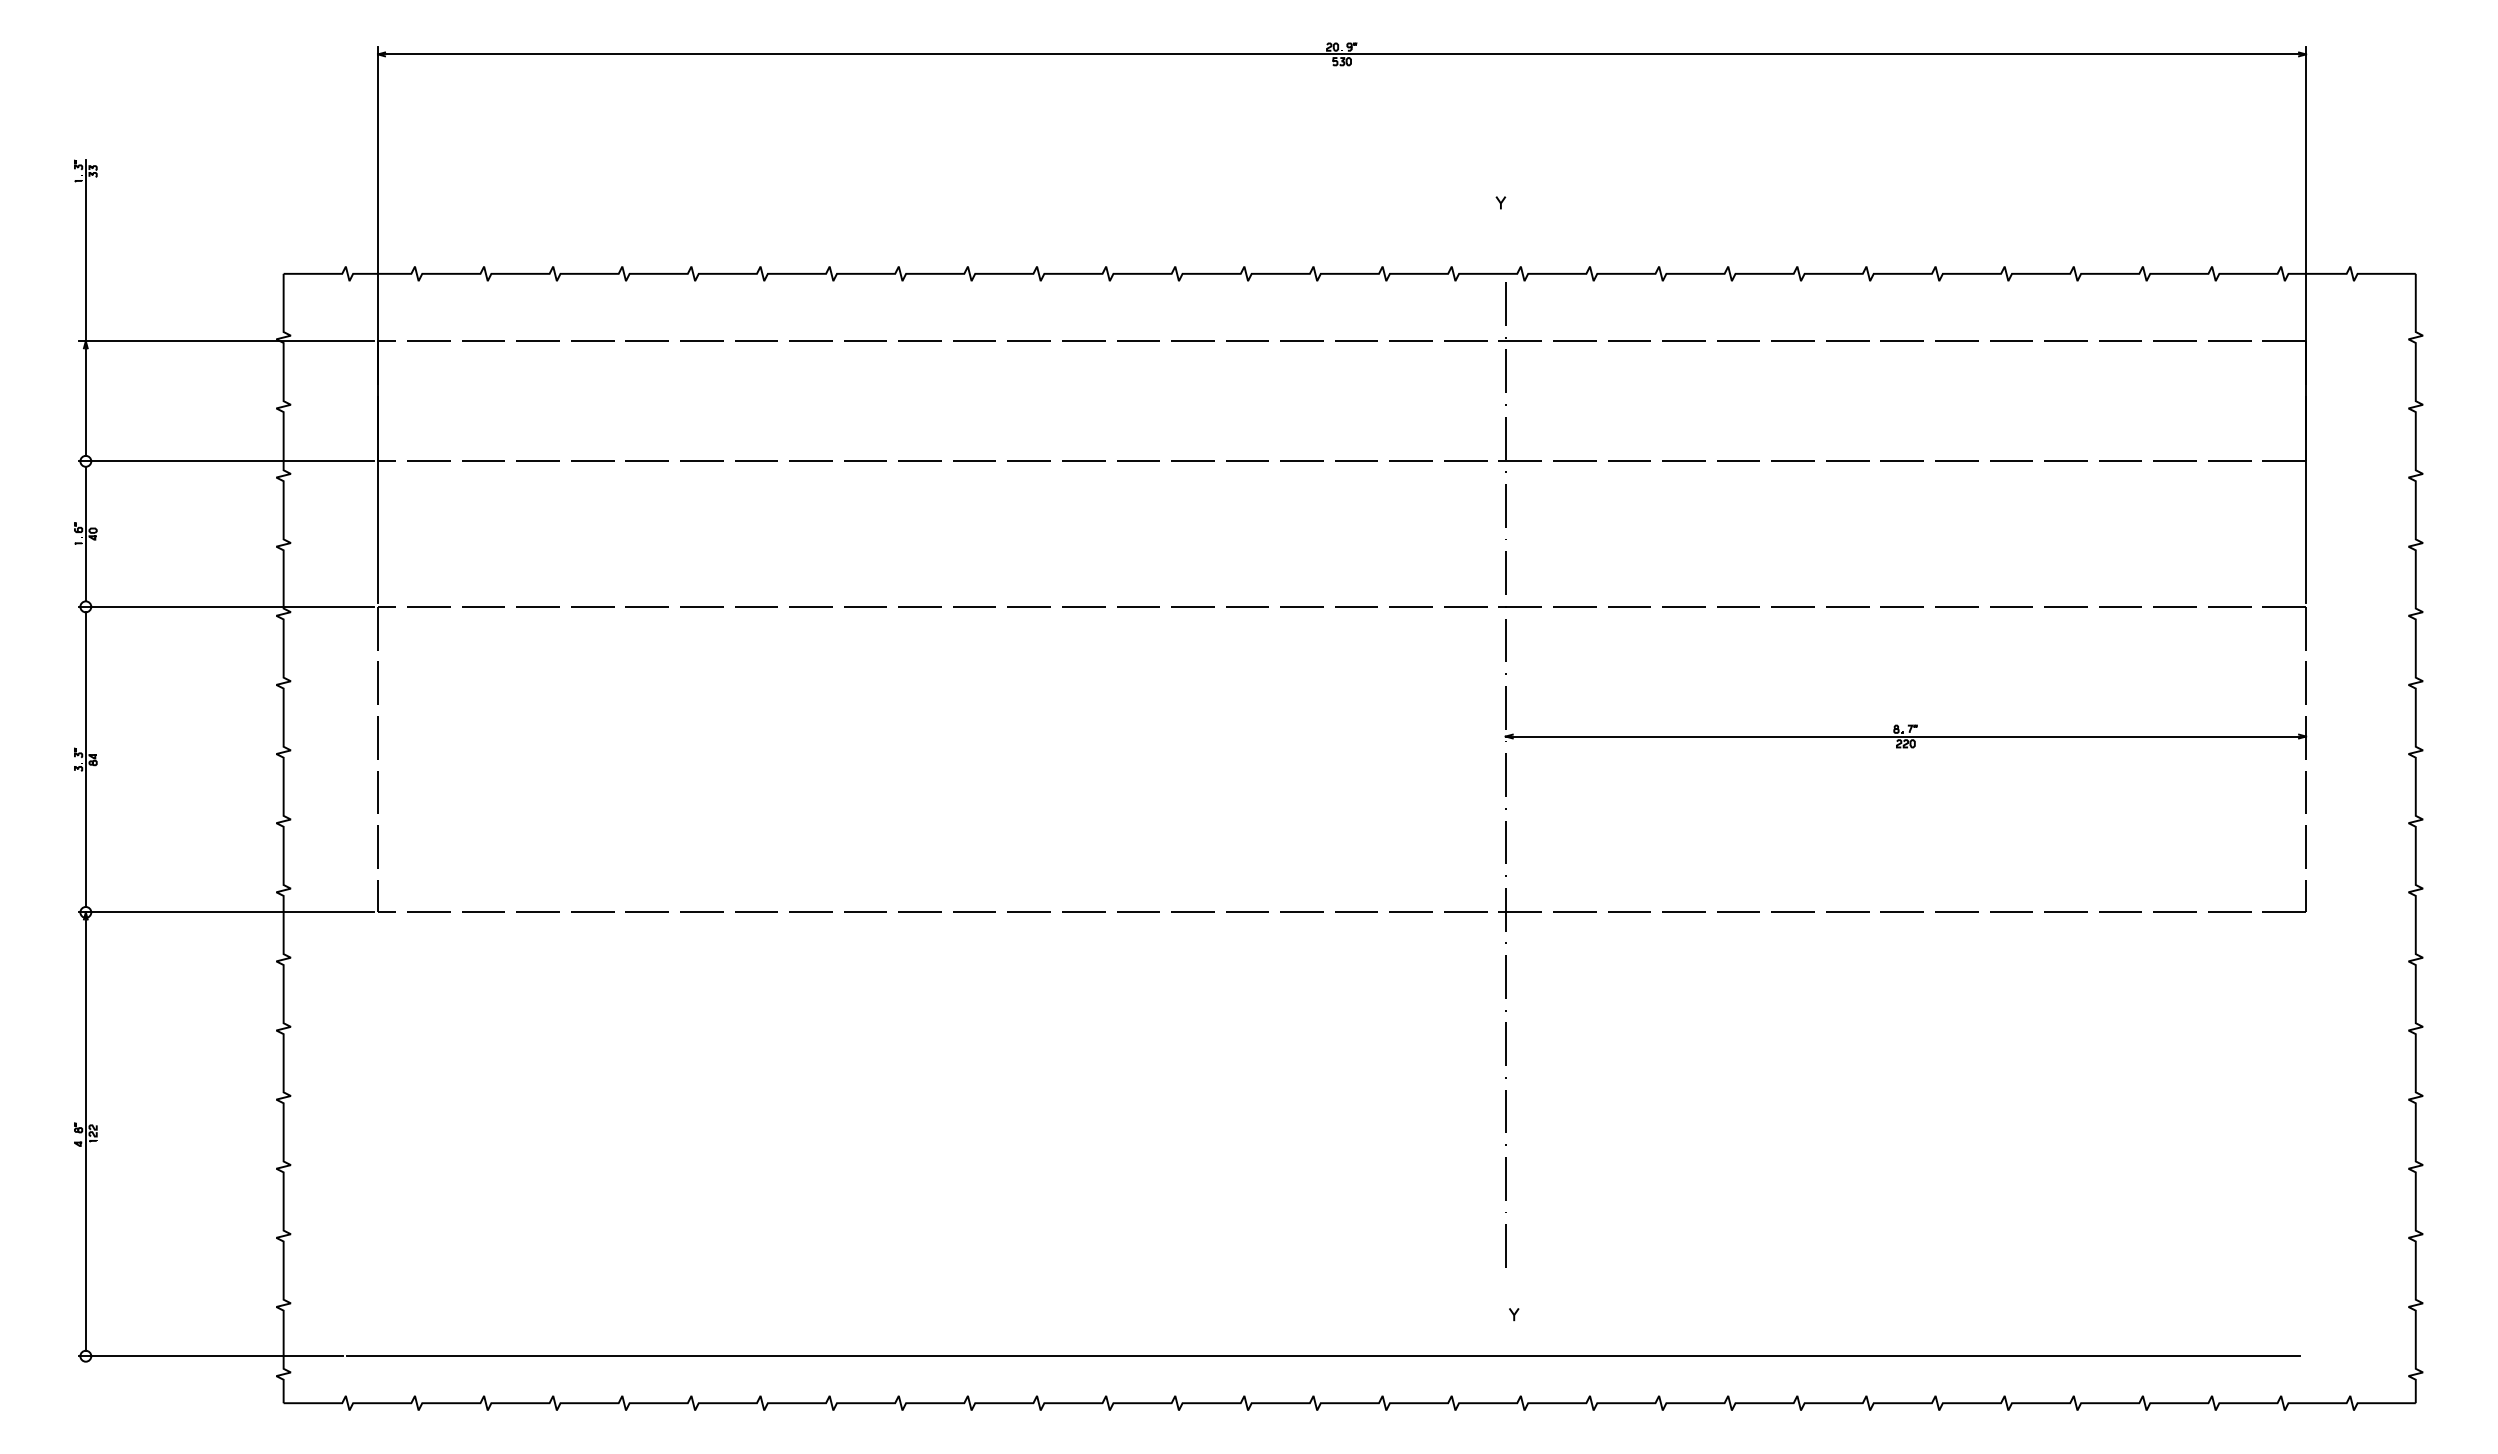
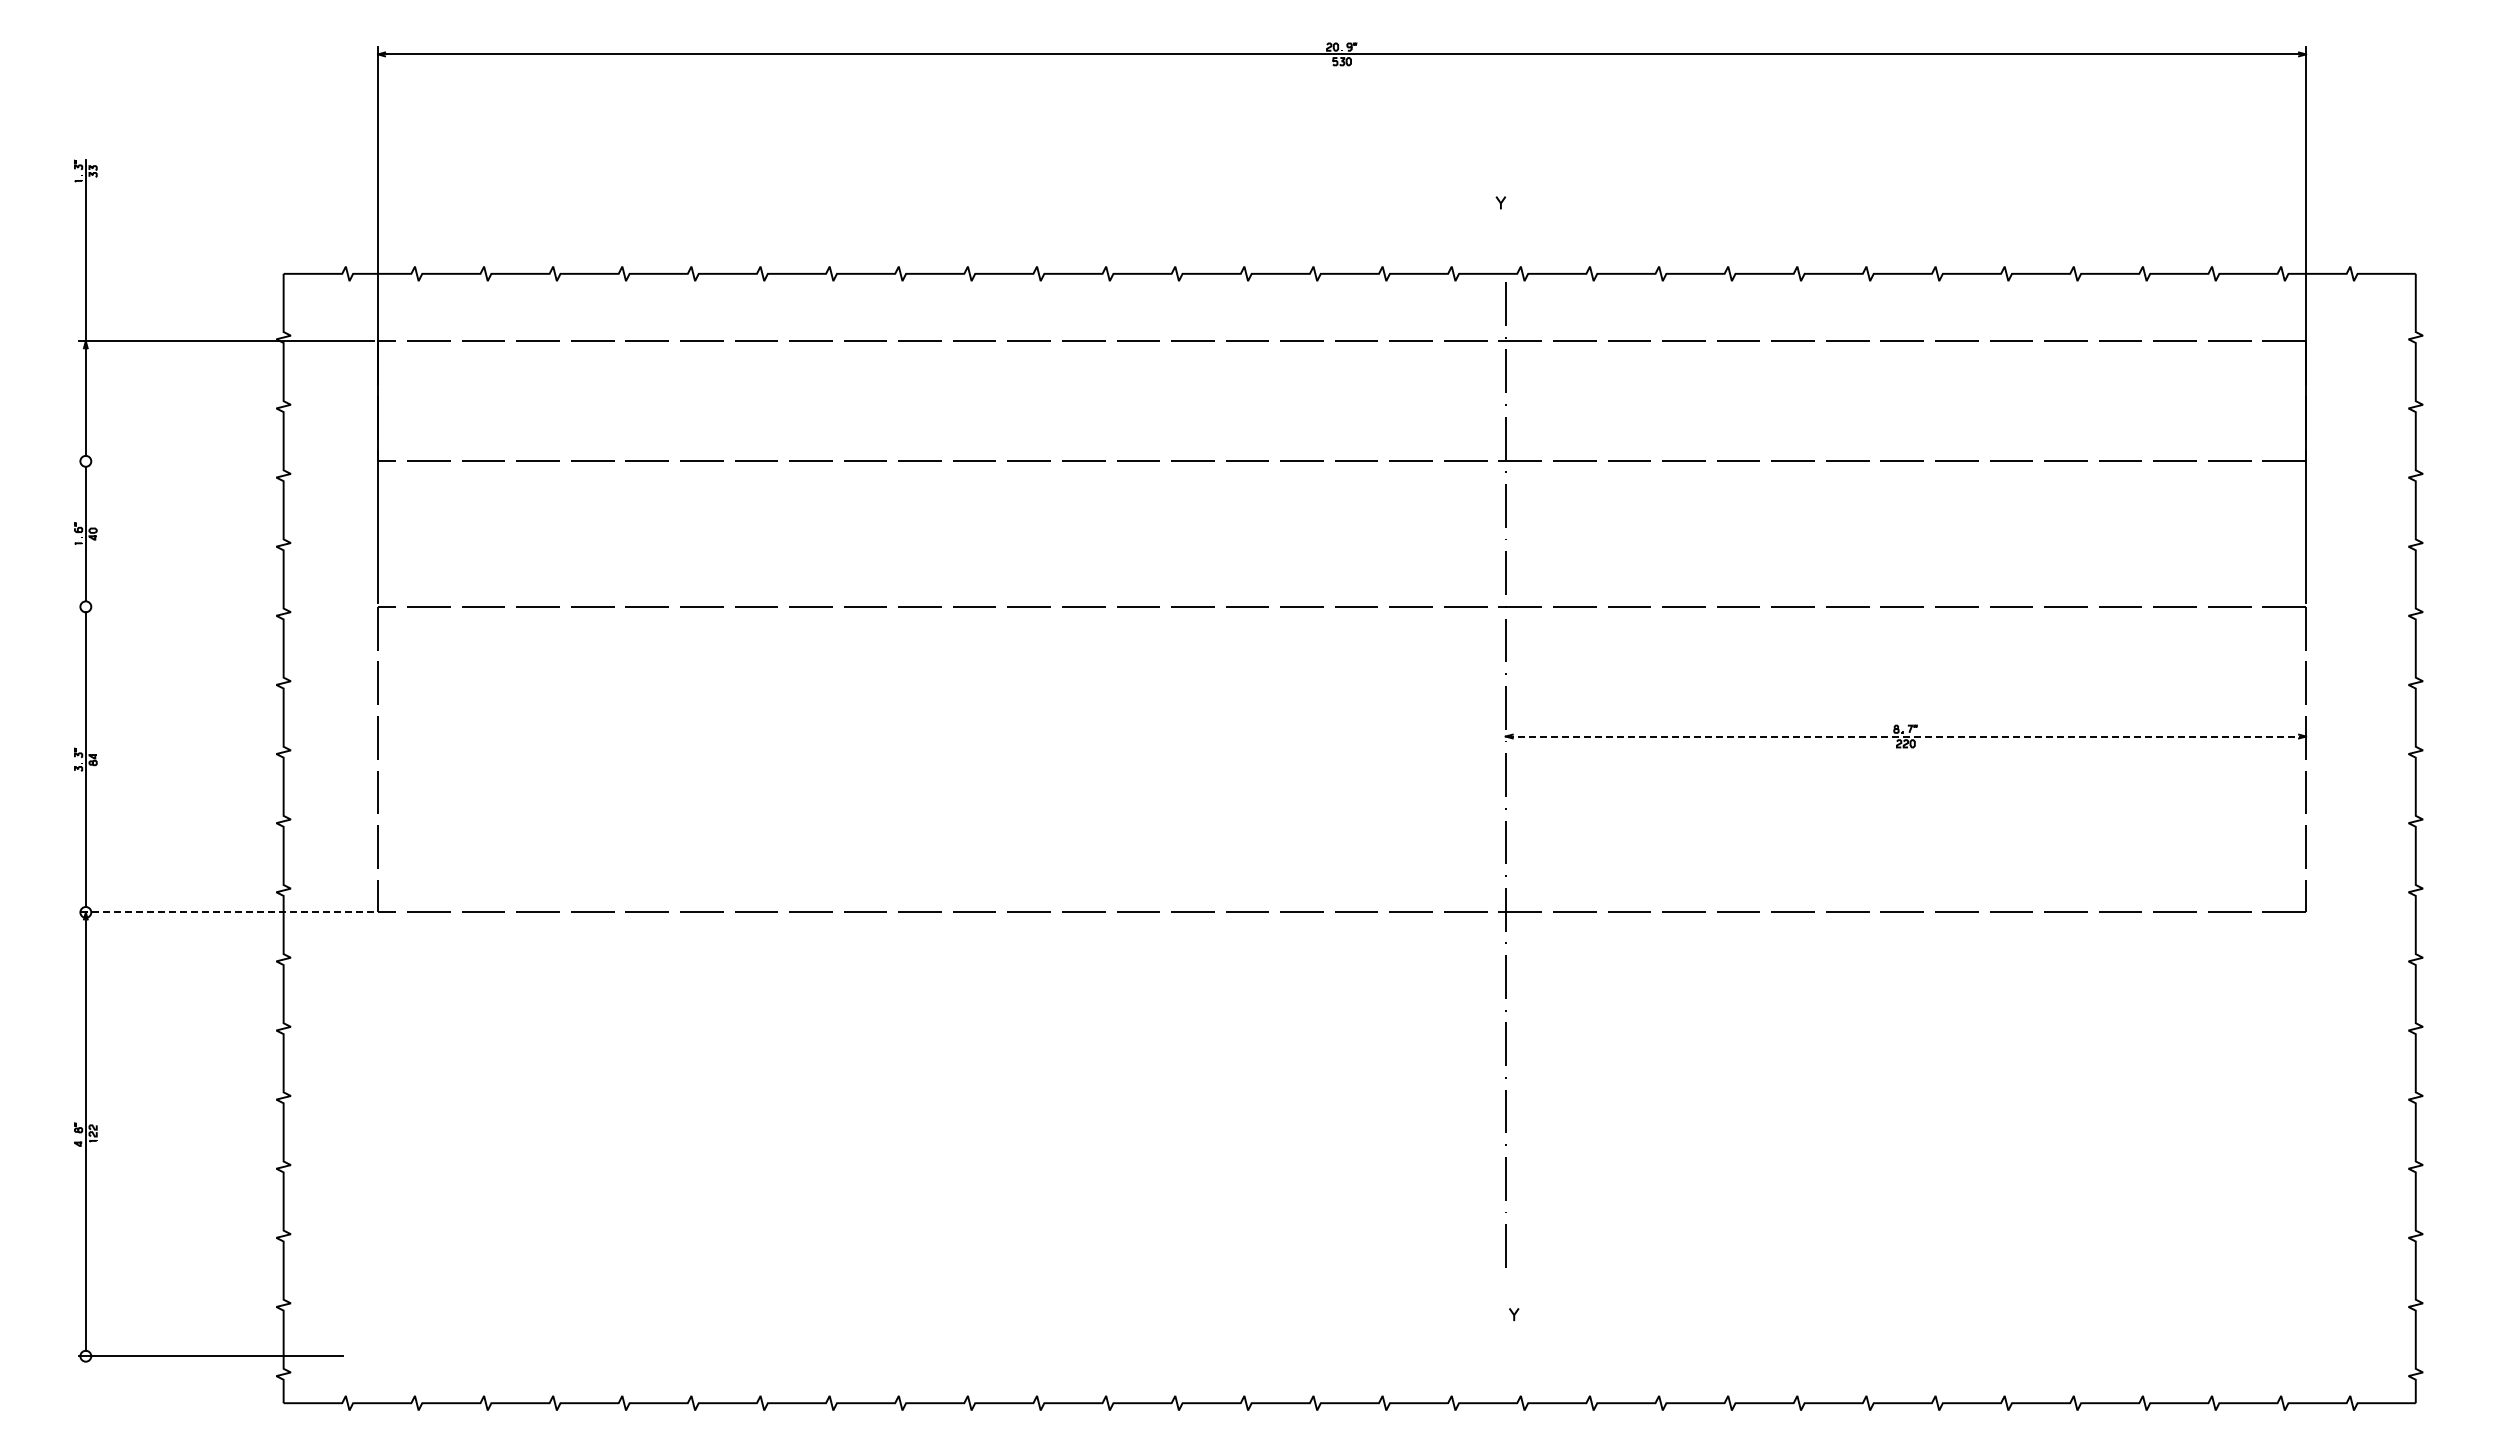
line: present -> none (226, 461)
line: present -> none (226, 606)
line: solid -> dashed (1905, 736)
line: solid -> dashed (226, 912)
line: present -> none (1322, 1356)
